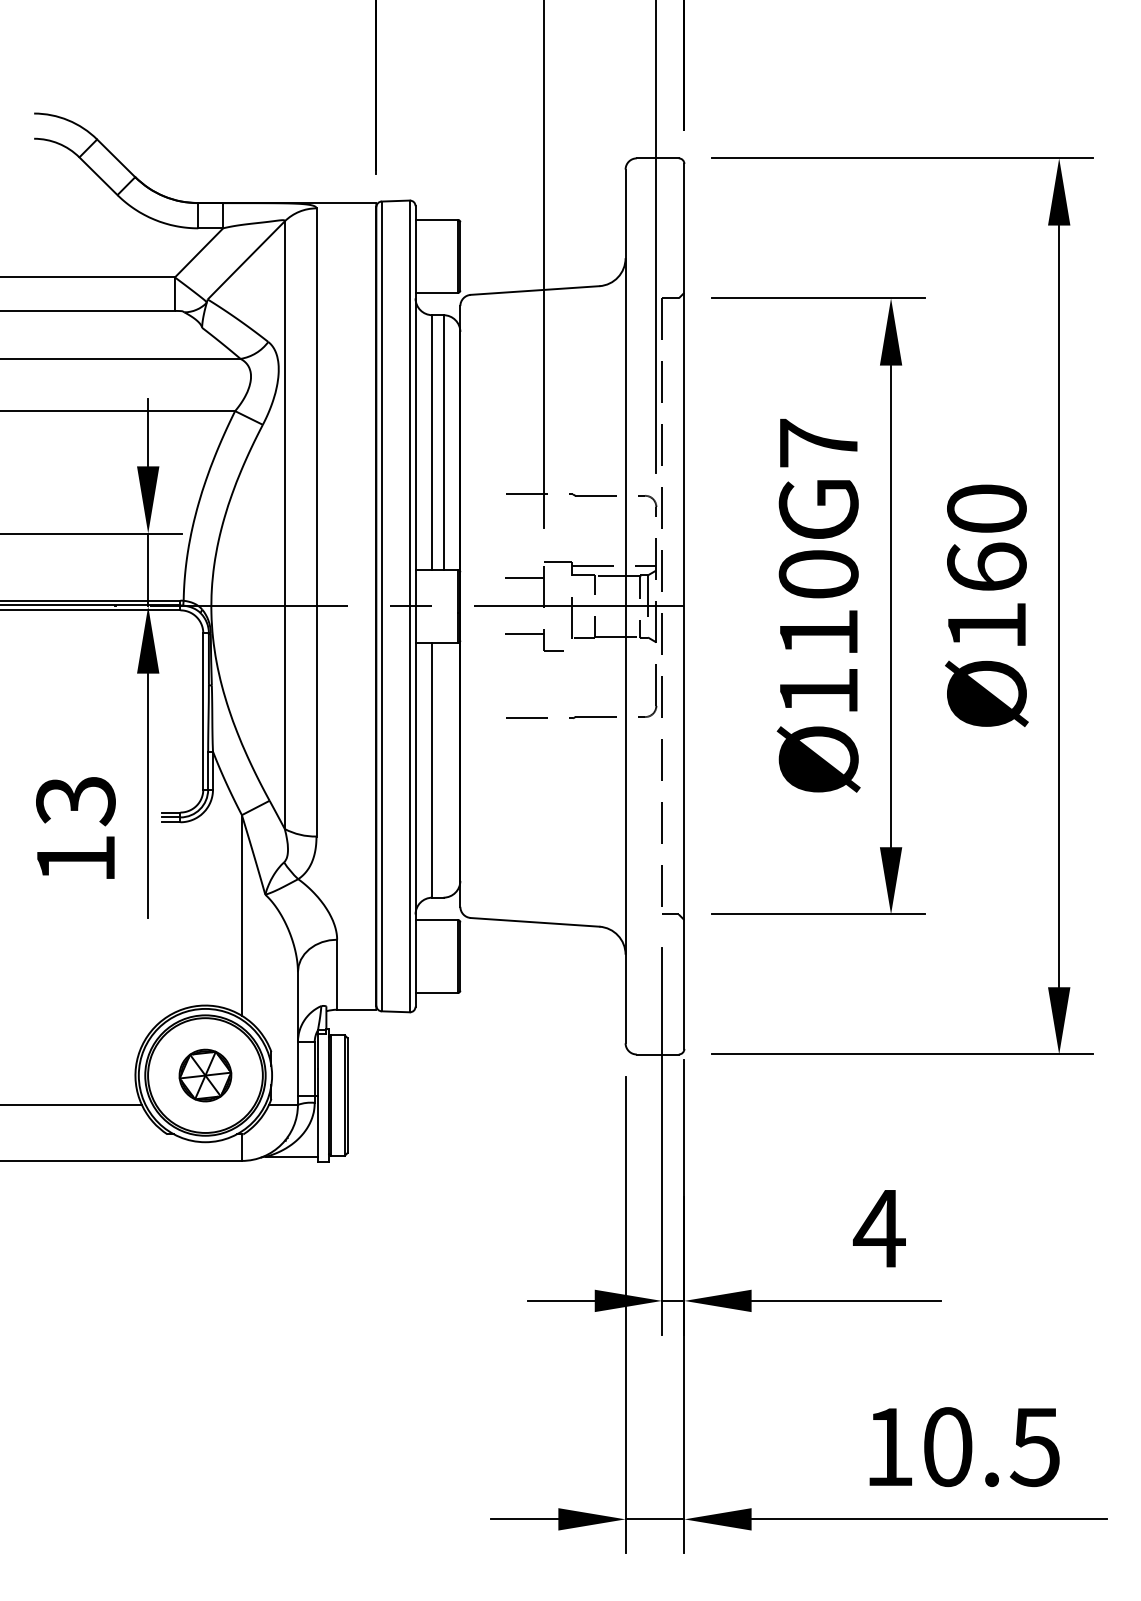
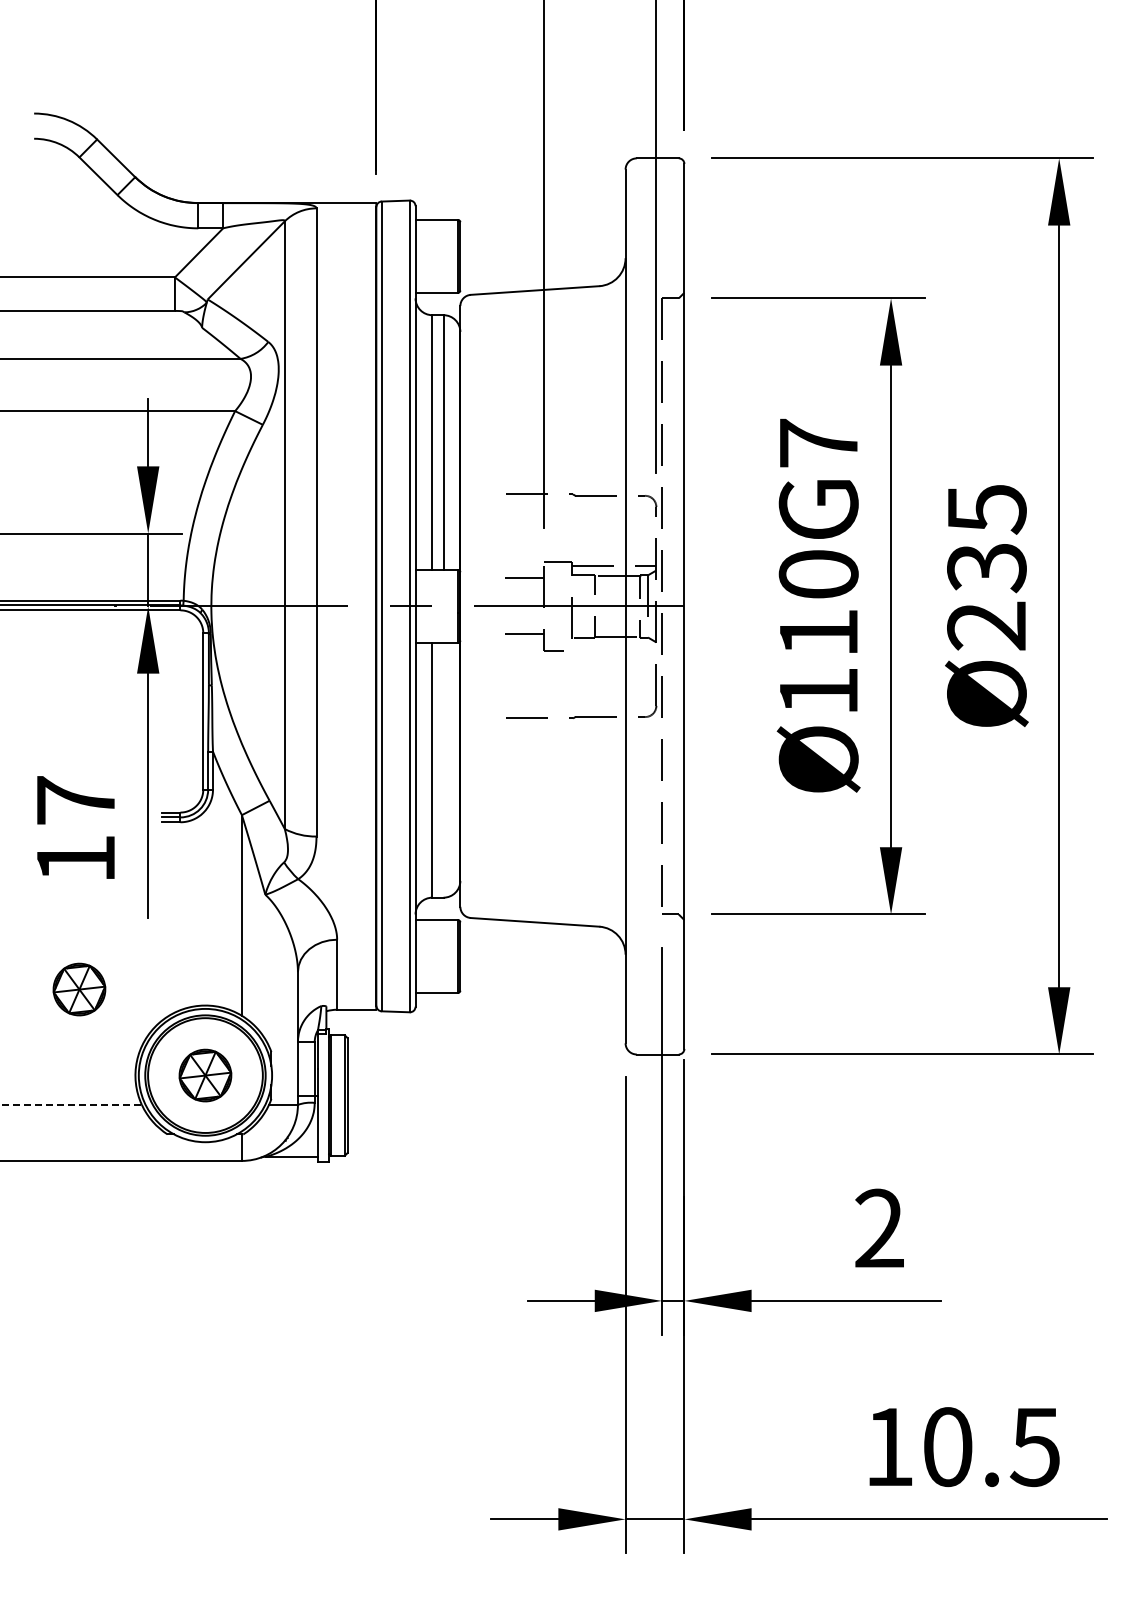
text: Ø160 -> Ø235 (986, 567)
text: 13 -> 17 (75, 801)
part: none -> present (79, 989)
line: solid -> dashed (71, 1104)
text: 4 -> 2 (878, 1227)
